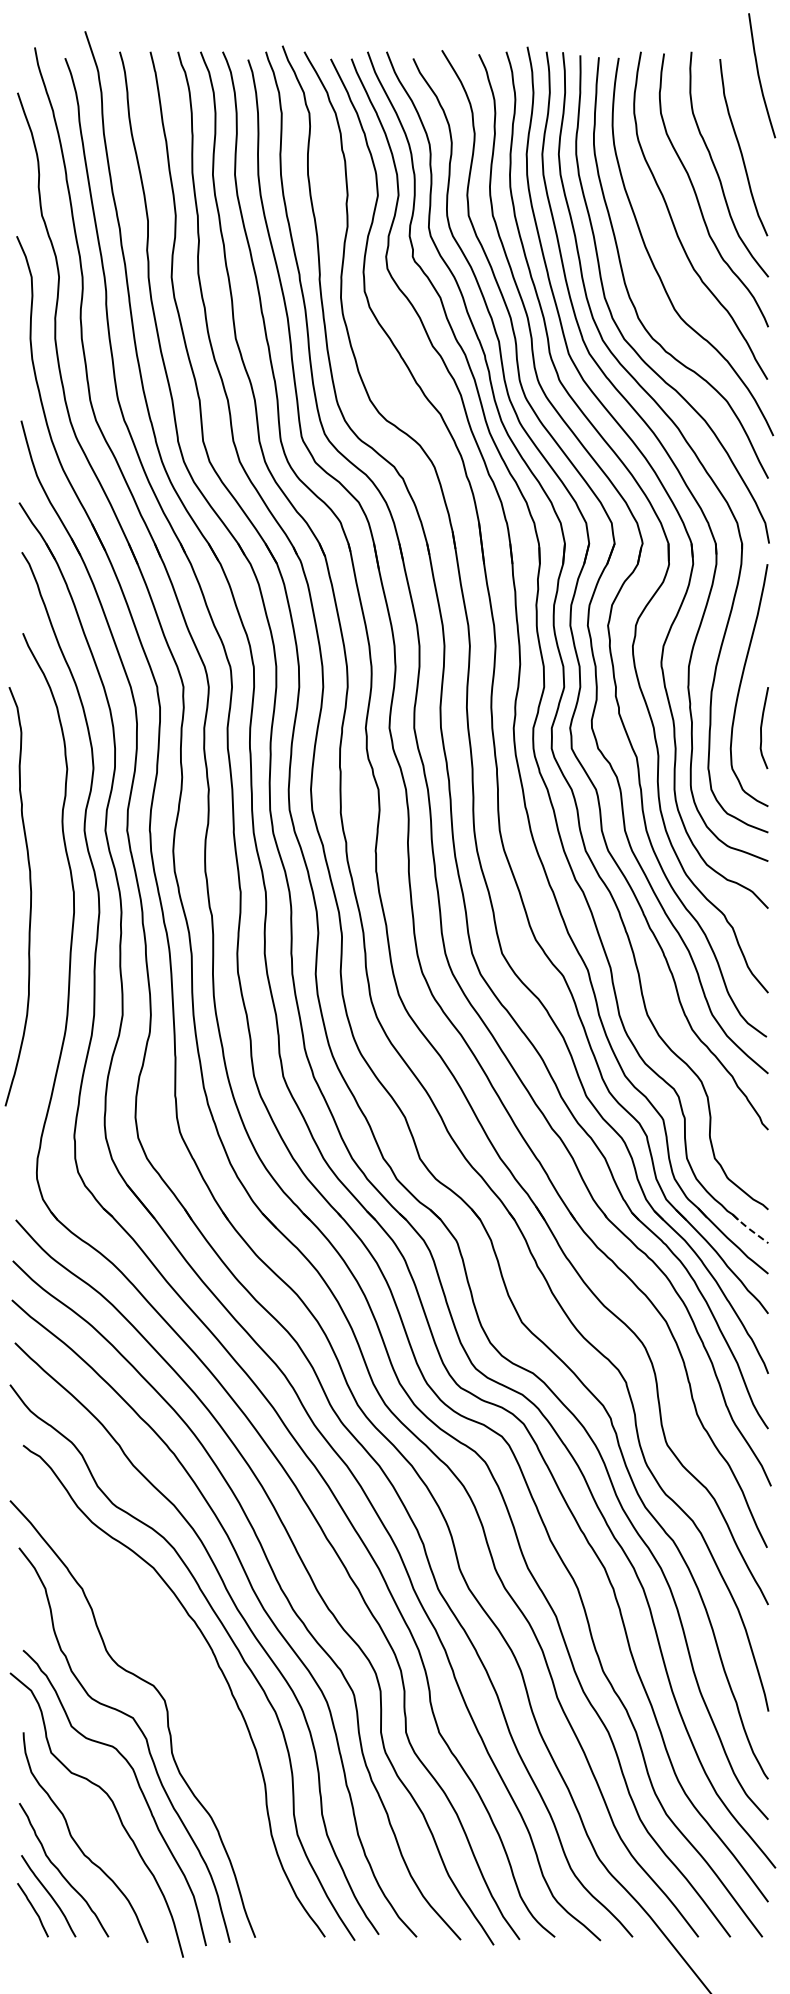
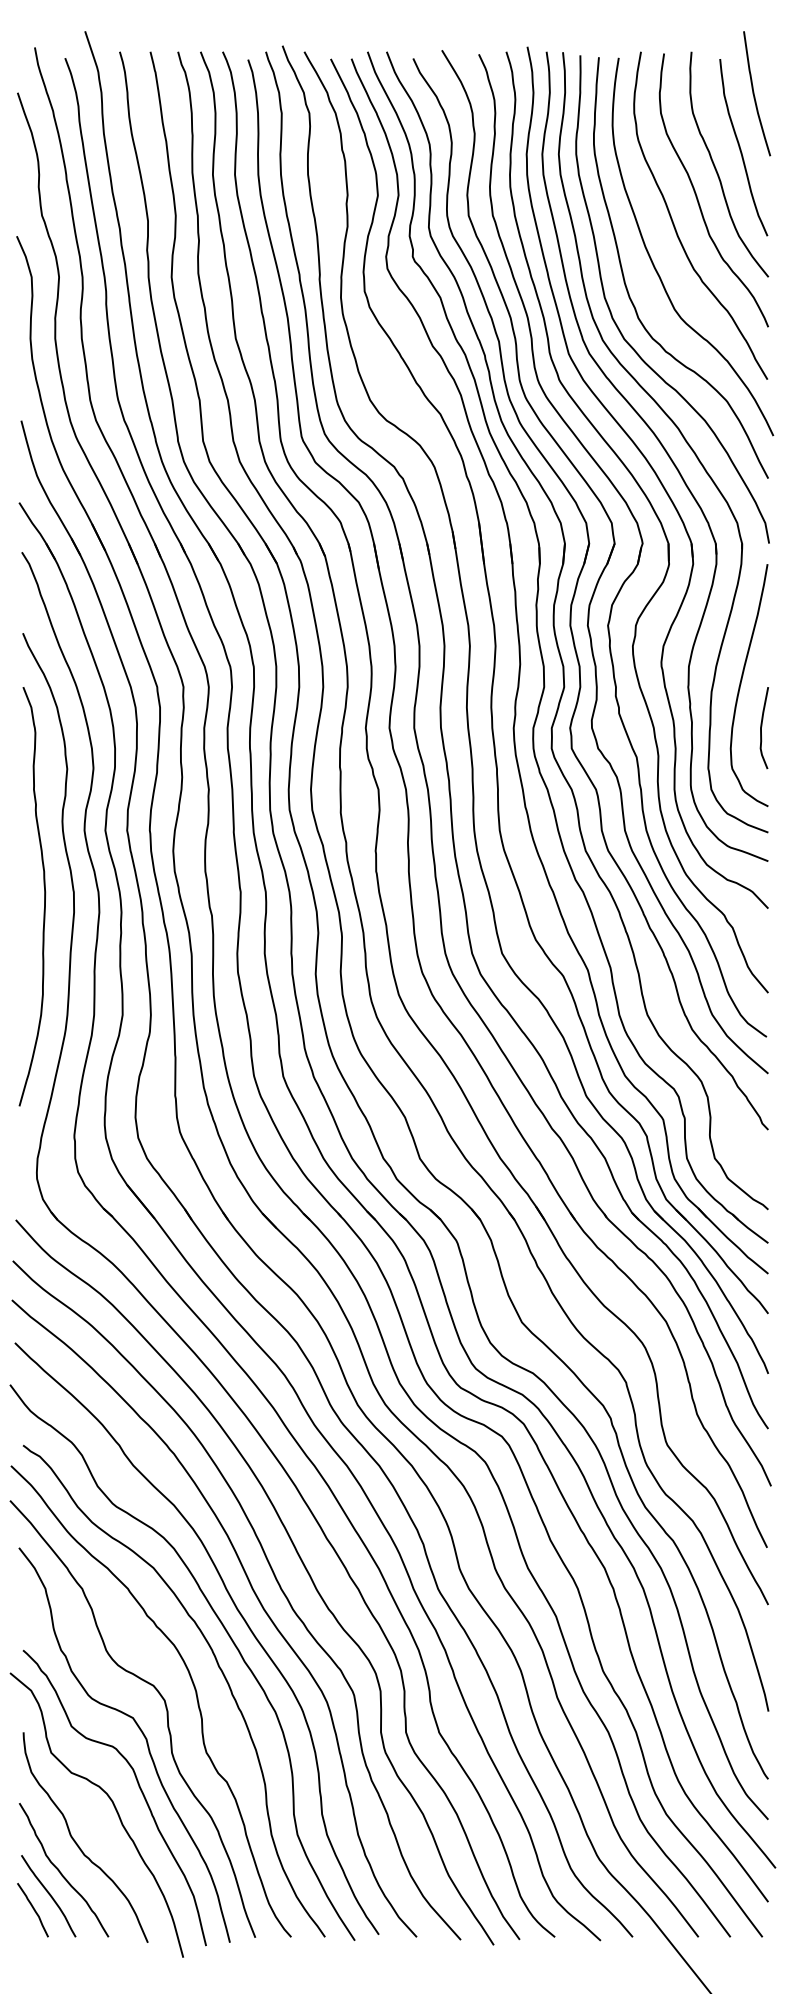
curve position: (759, 75) -> (754, 93) (754, 93)
curve position: (30, 896) -> (44, 896) (44, 896)
line: dashed -> solid (749, 1229)
curve: none -> present (193, 1687)
